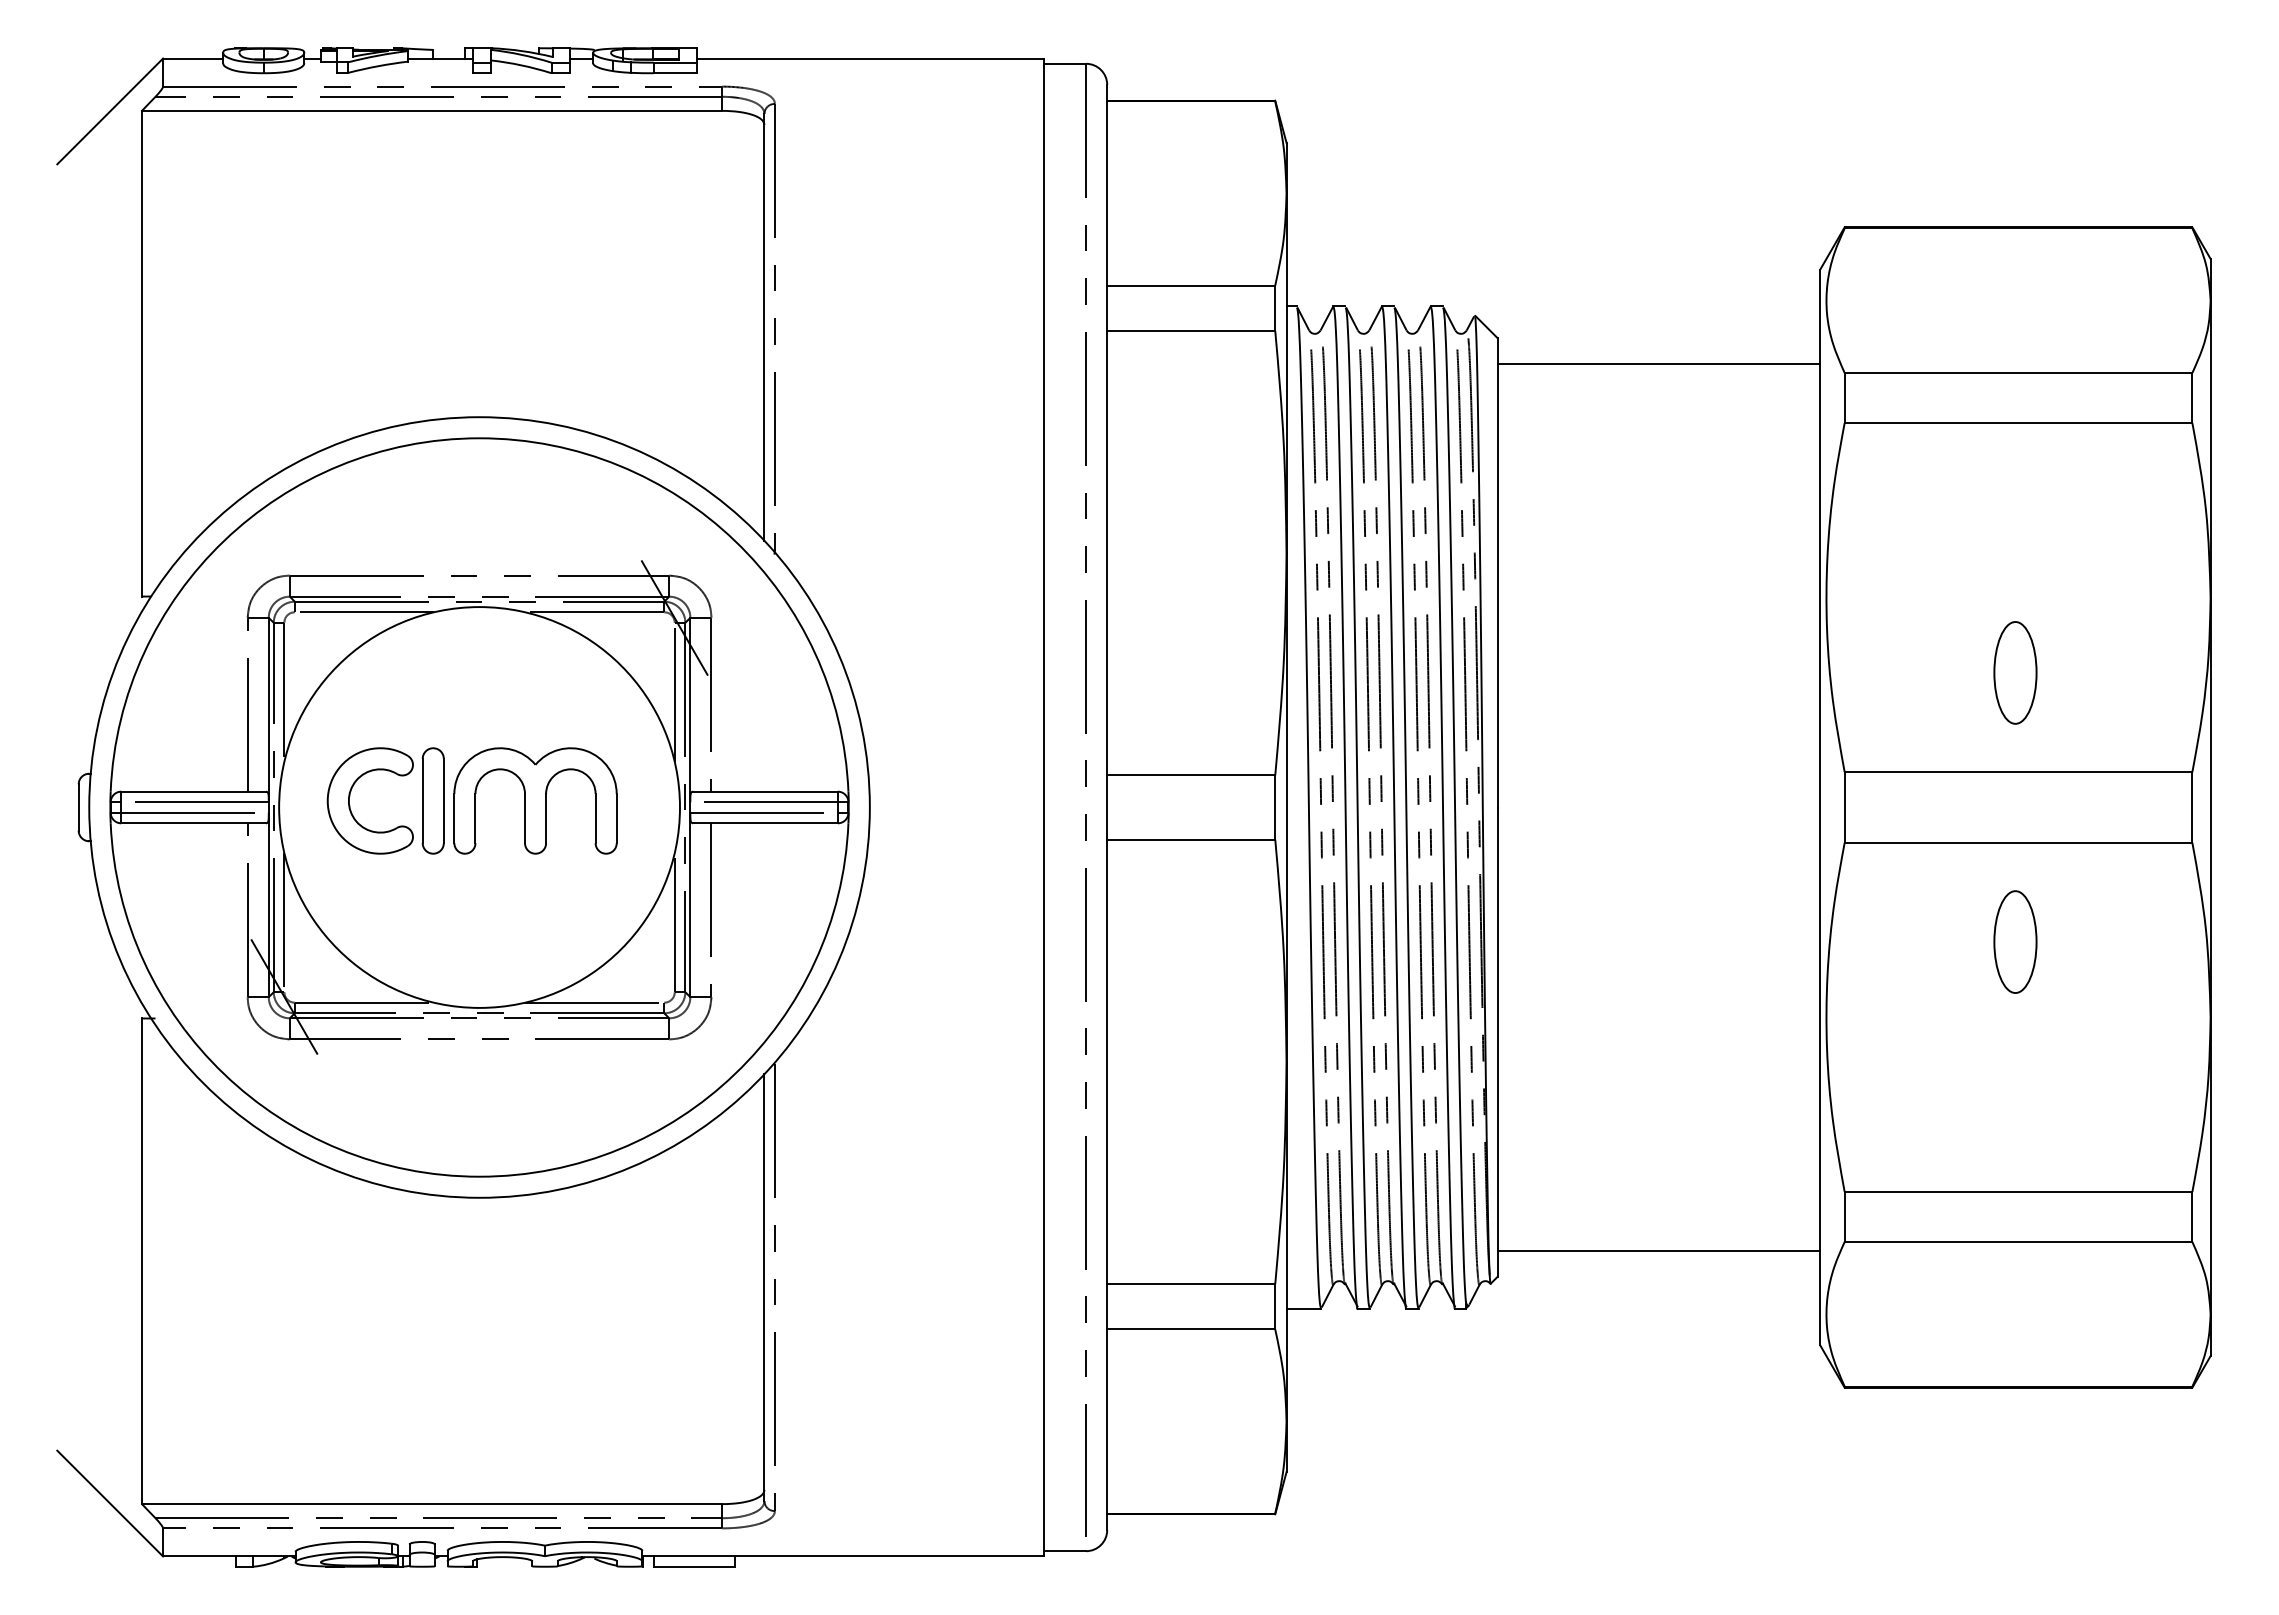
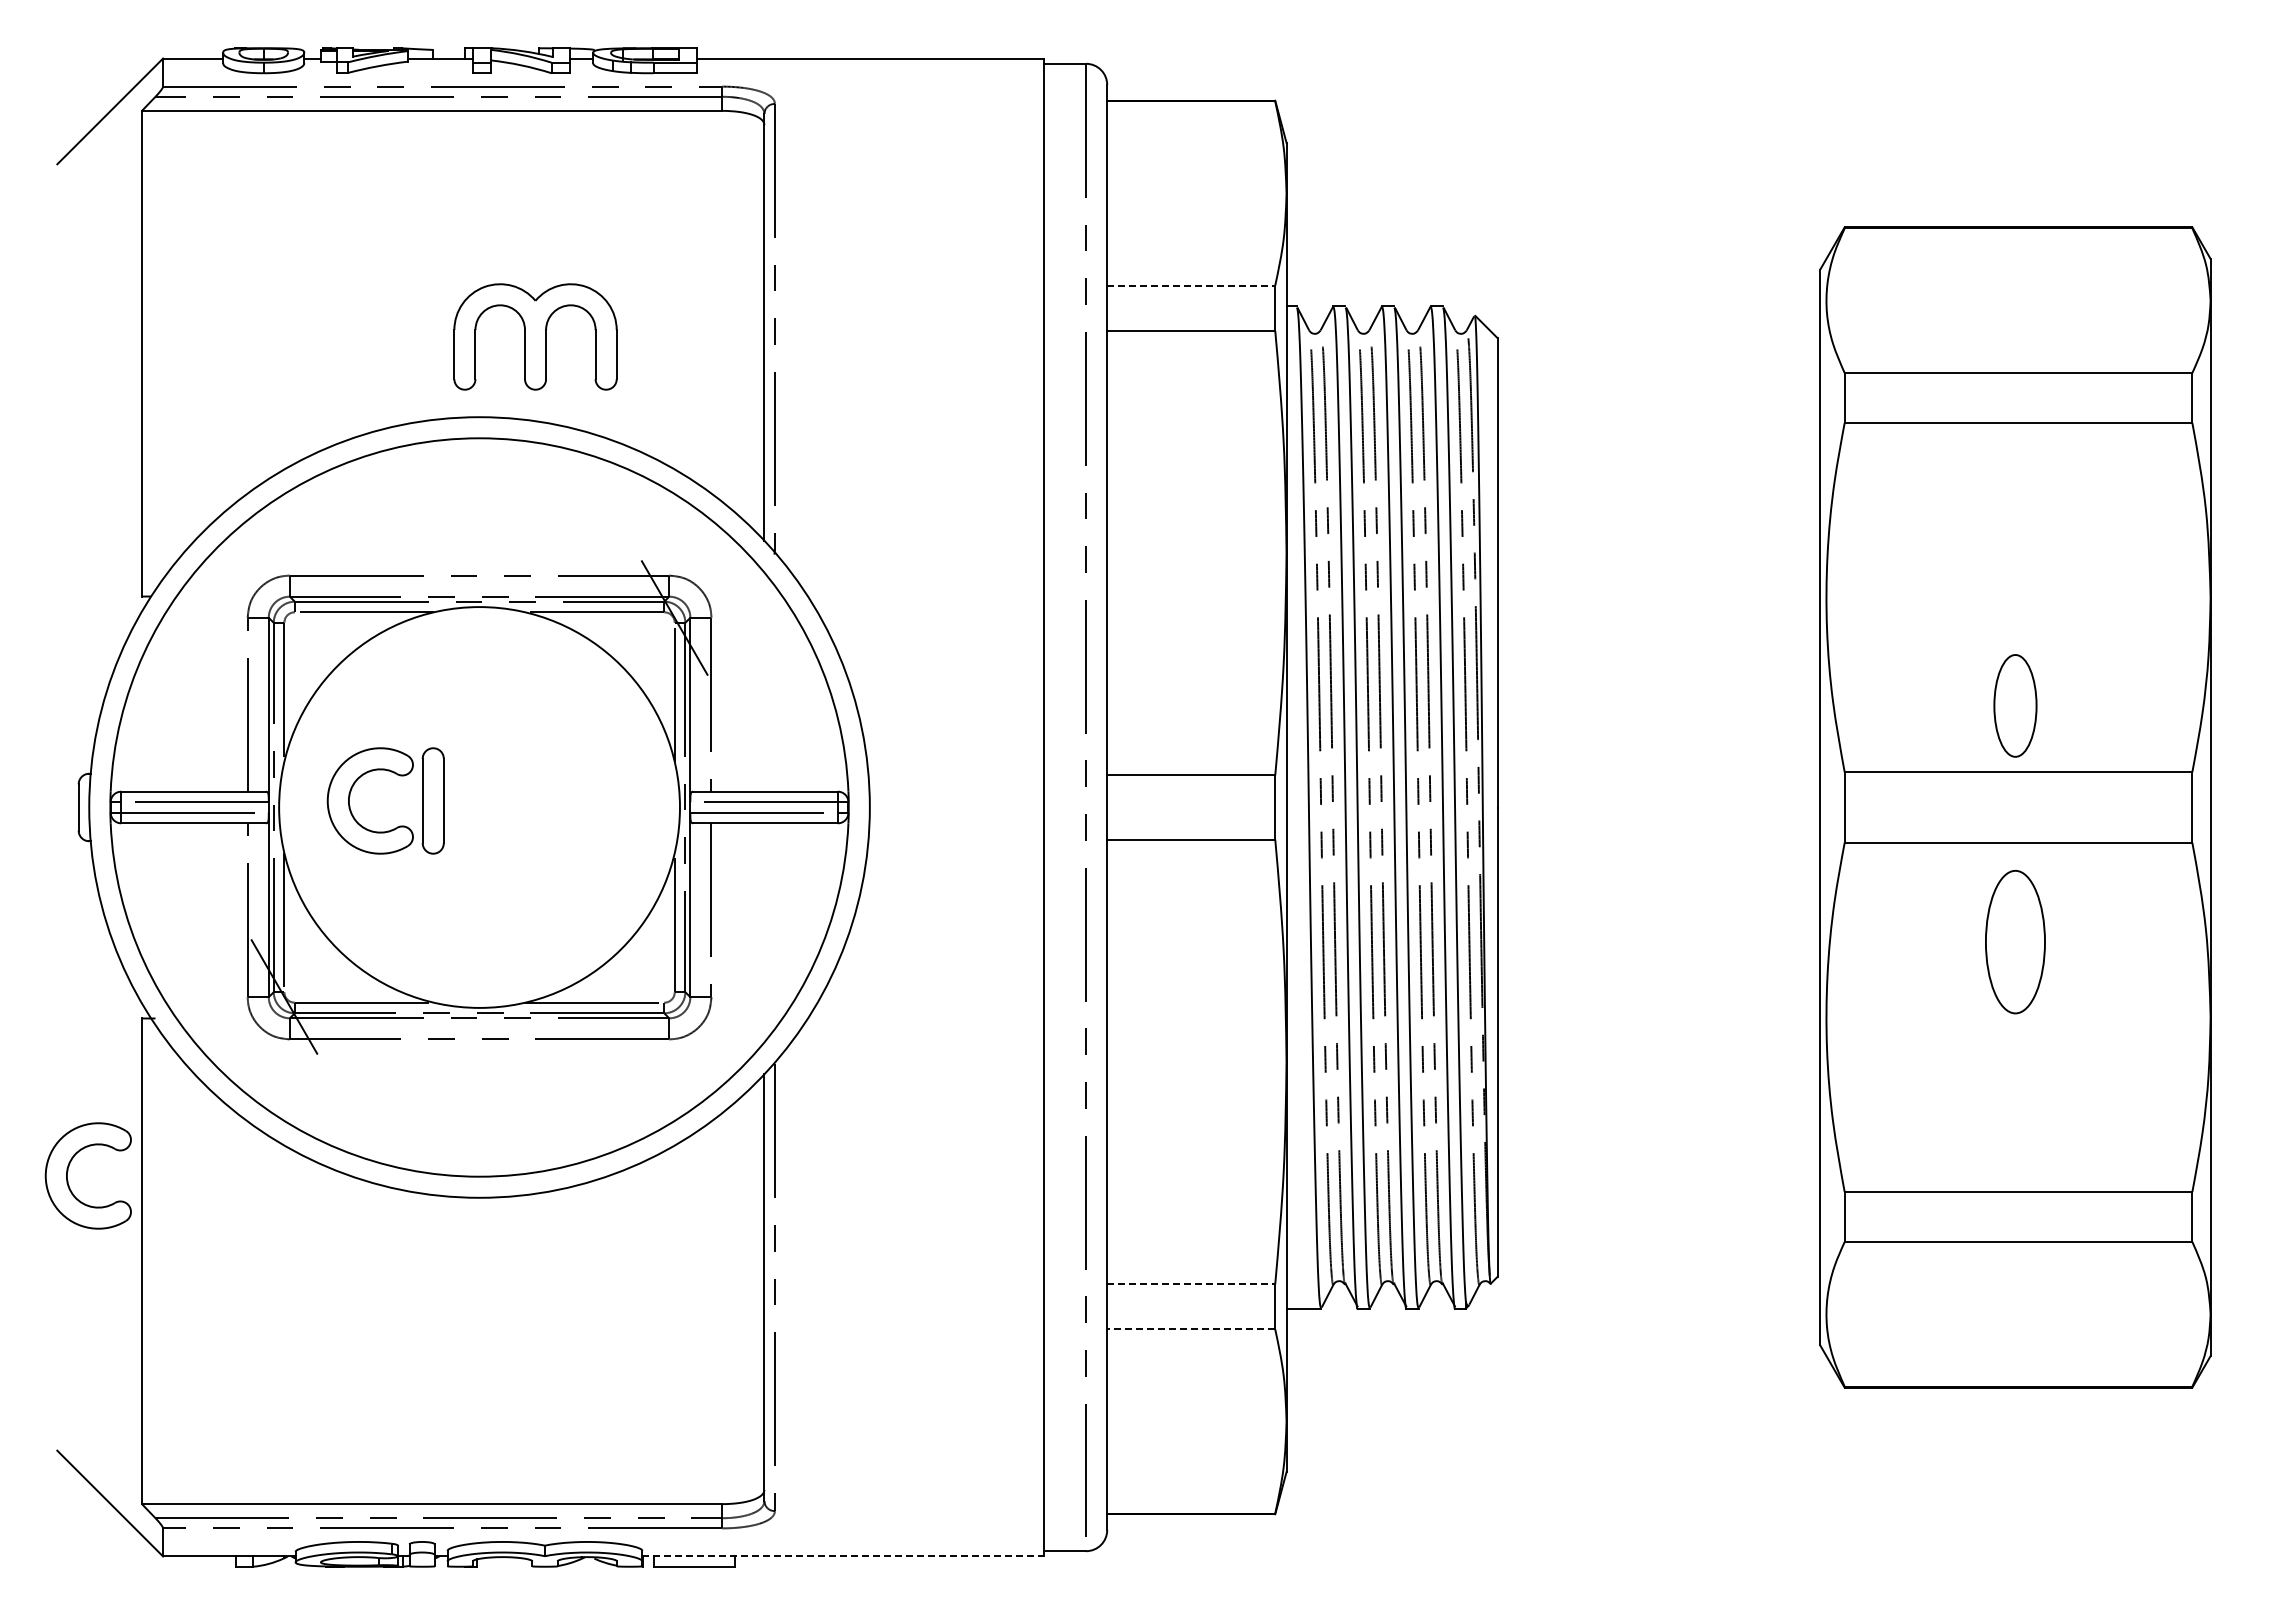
line: solid -> dashed (1191, 285)
line: present -> none (1658, 364)
part position: (2015, 672) -> (2015, 705) (2015, 705)
part position: (535, 800) -> (535, 336) (535, 336)
part size: 45x104 px -> 61x145 px (2015, 942)
part: none -> present (68, 1171)
line: present -> none (1658, 1250)
line: solid -> dashed (1191, 1284)
line: solid -> dashed (1190, 1329)
line: solid -> dashed (843, 1556)
